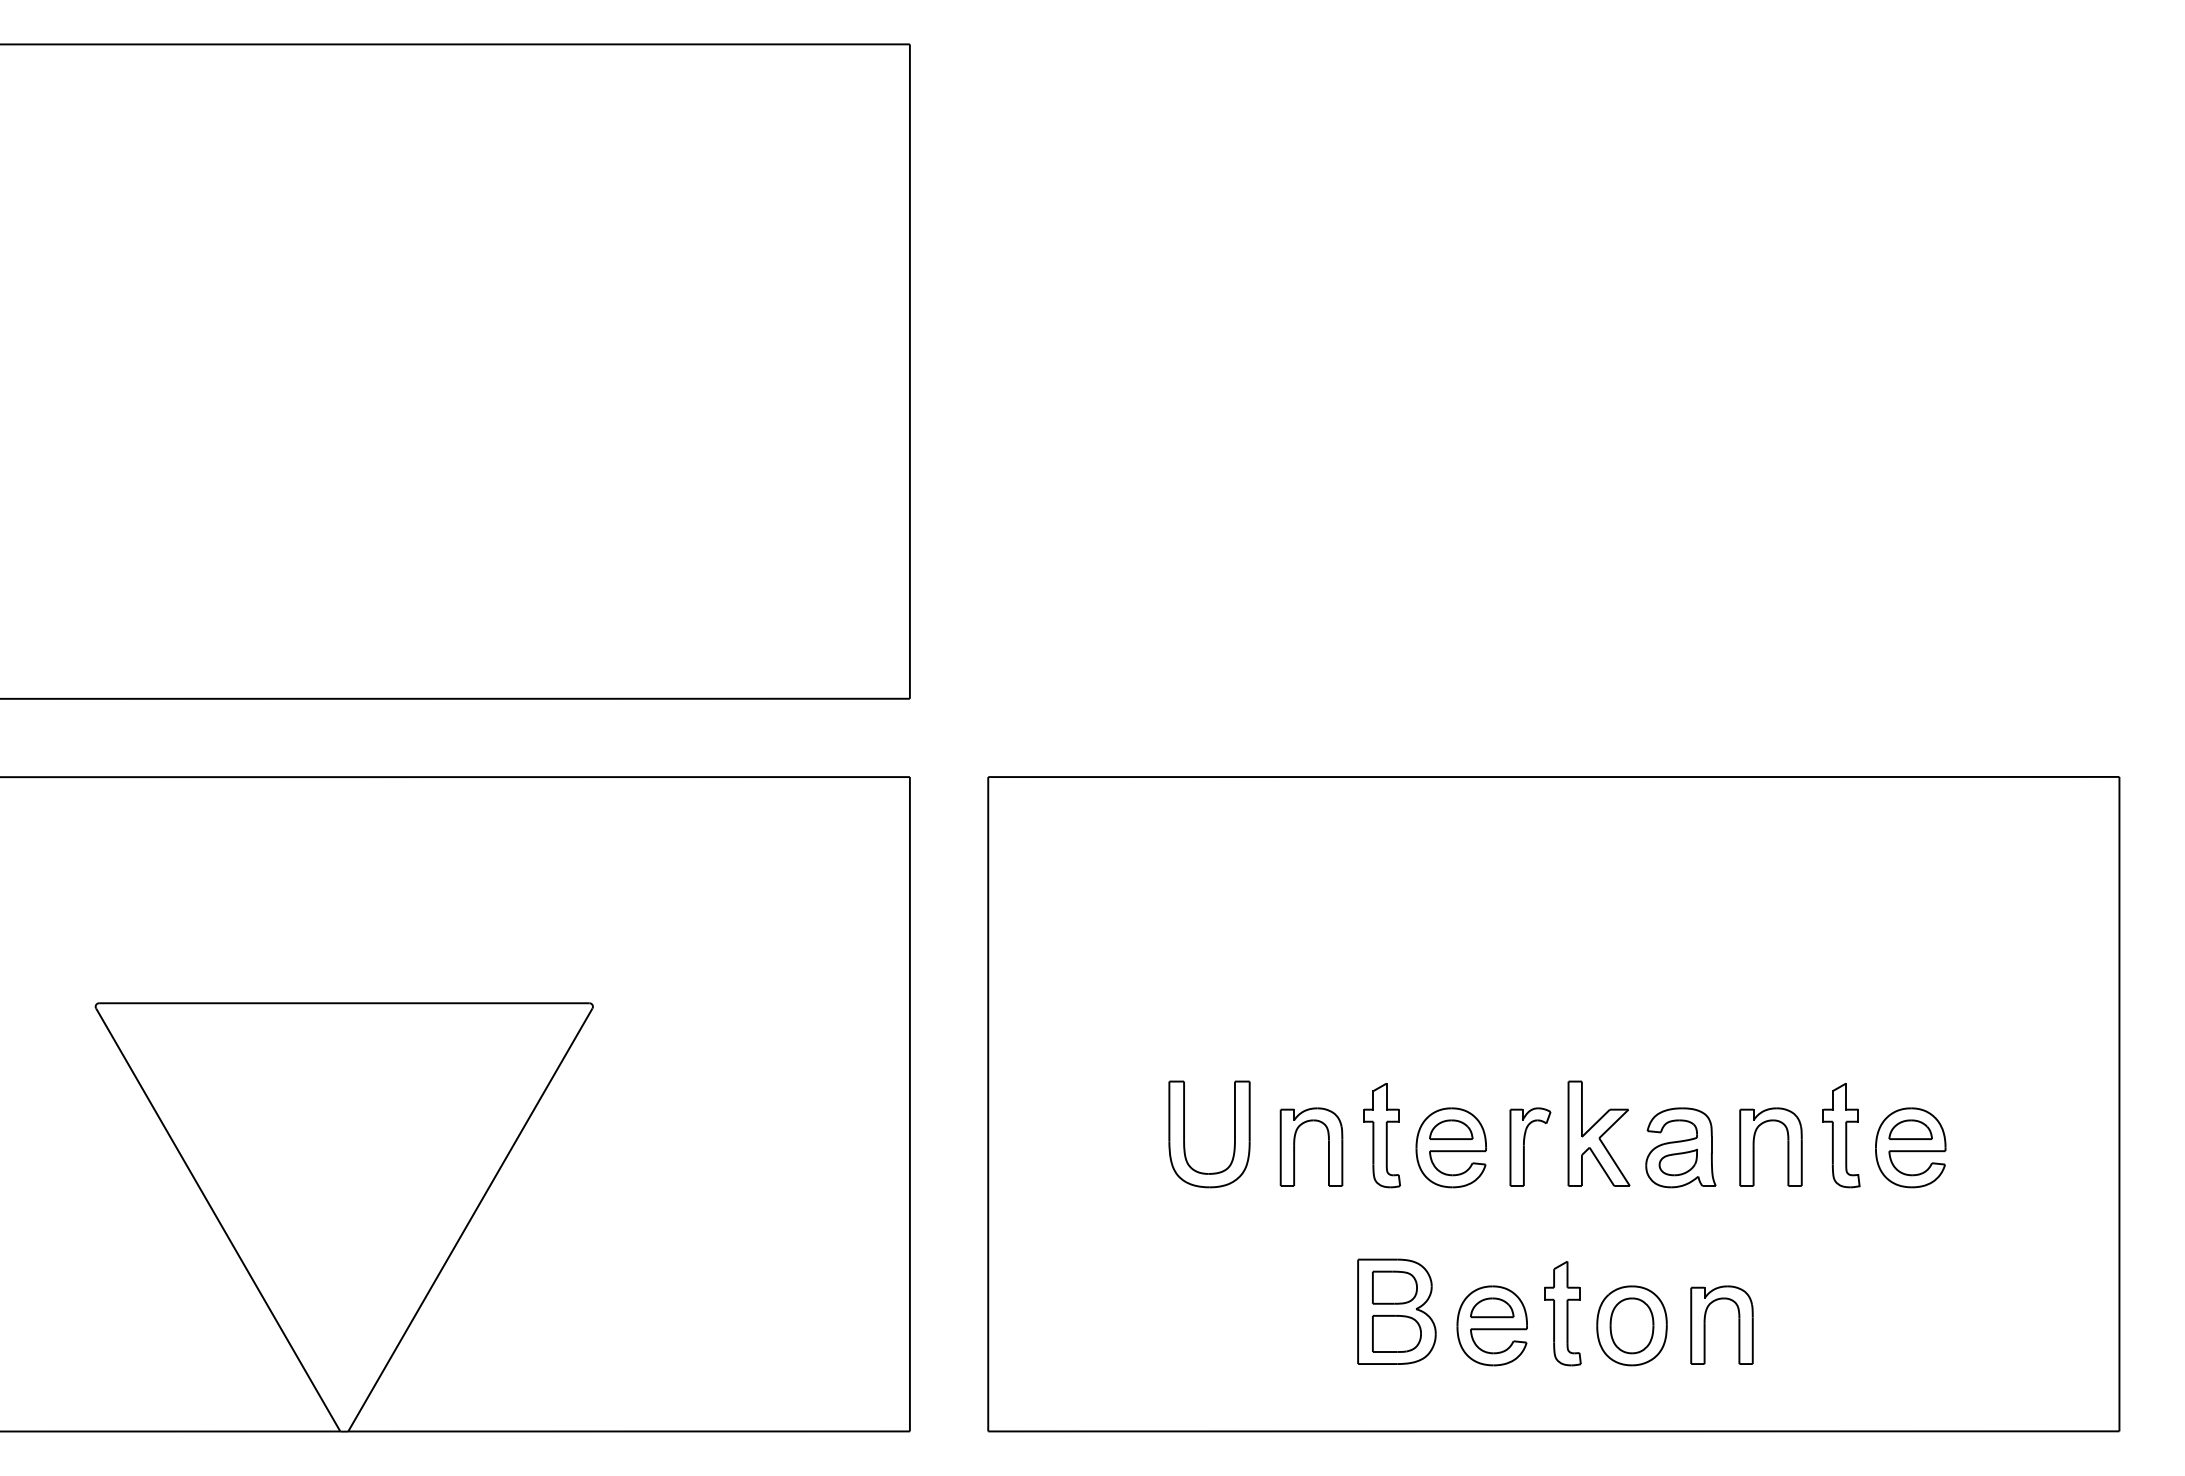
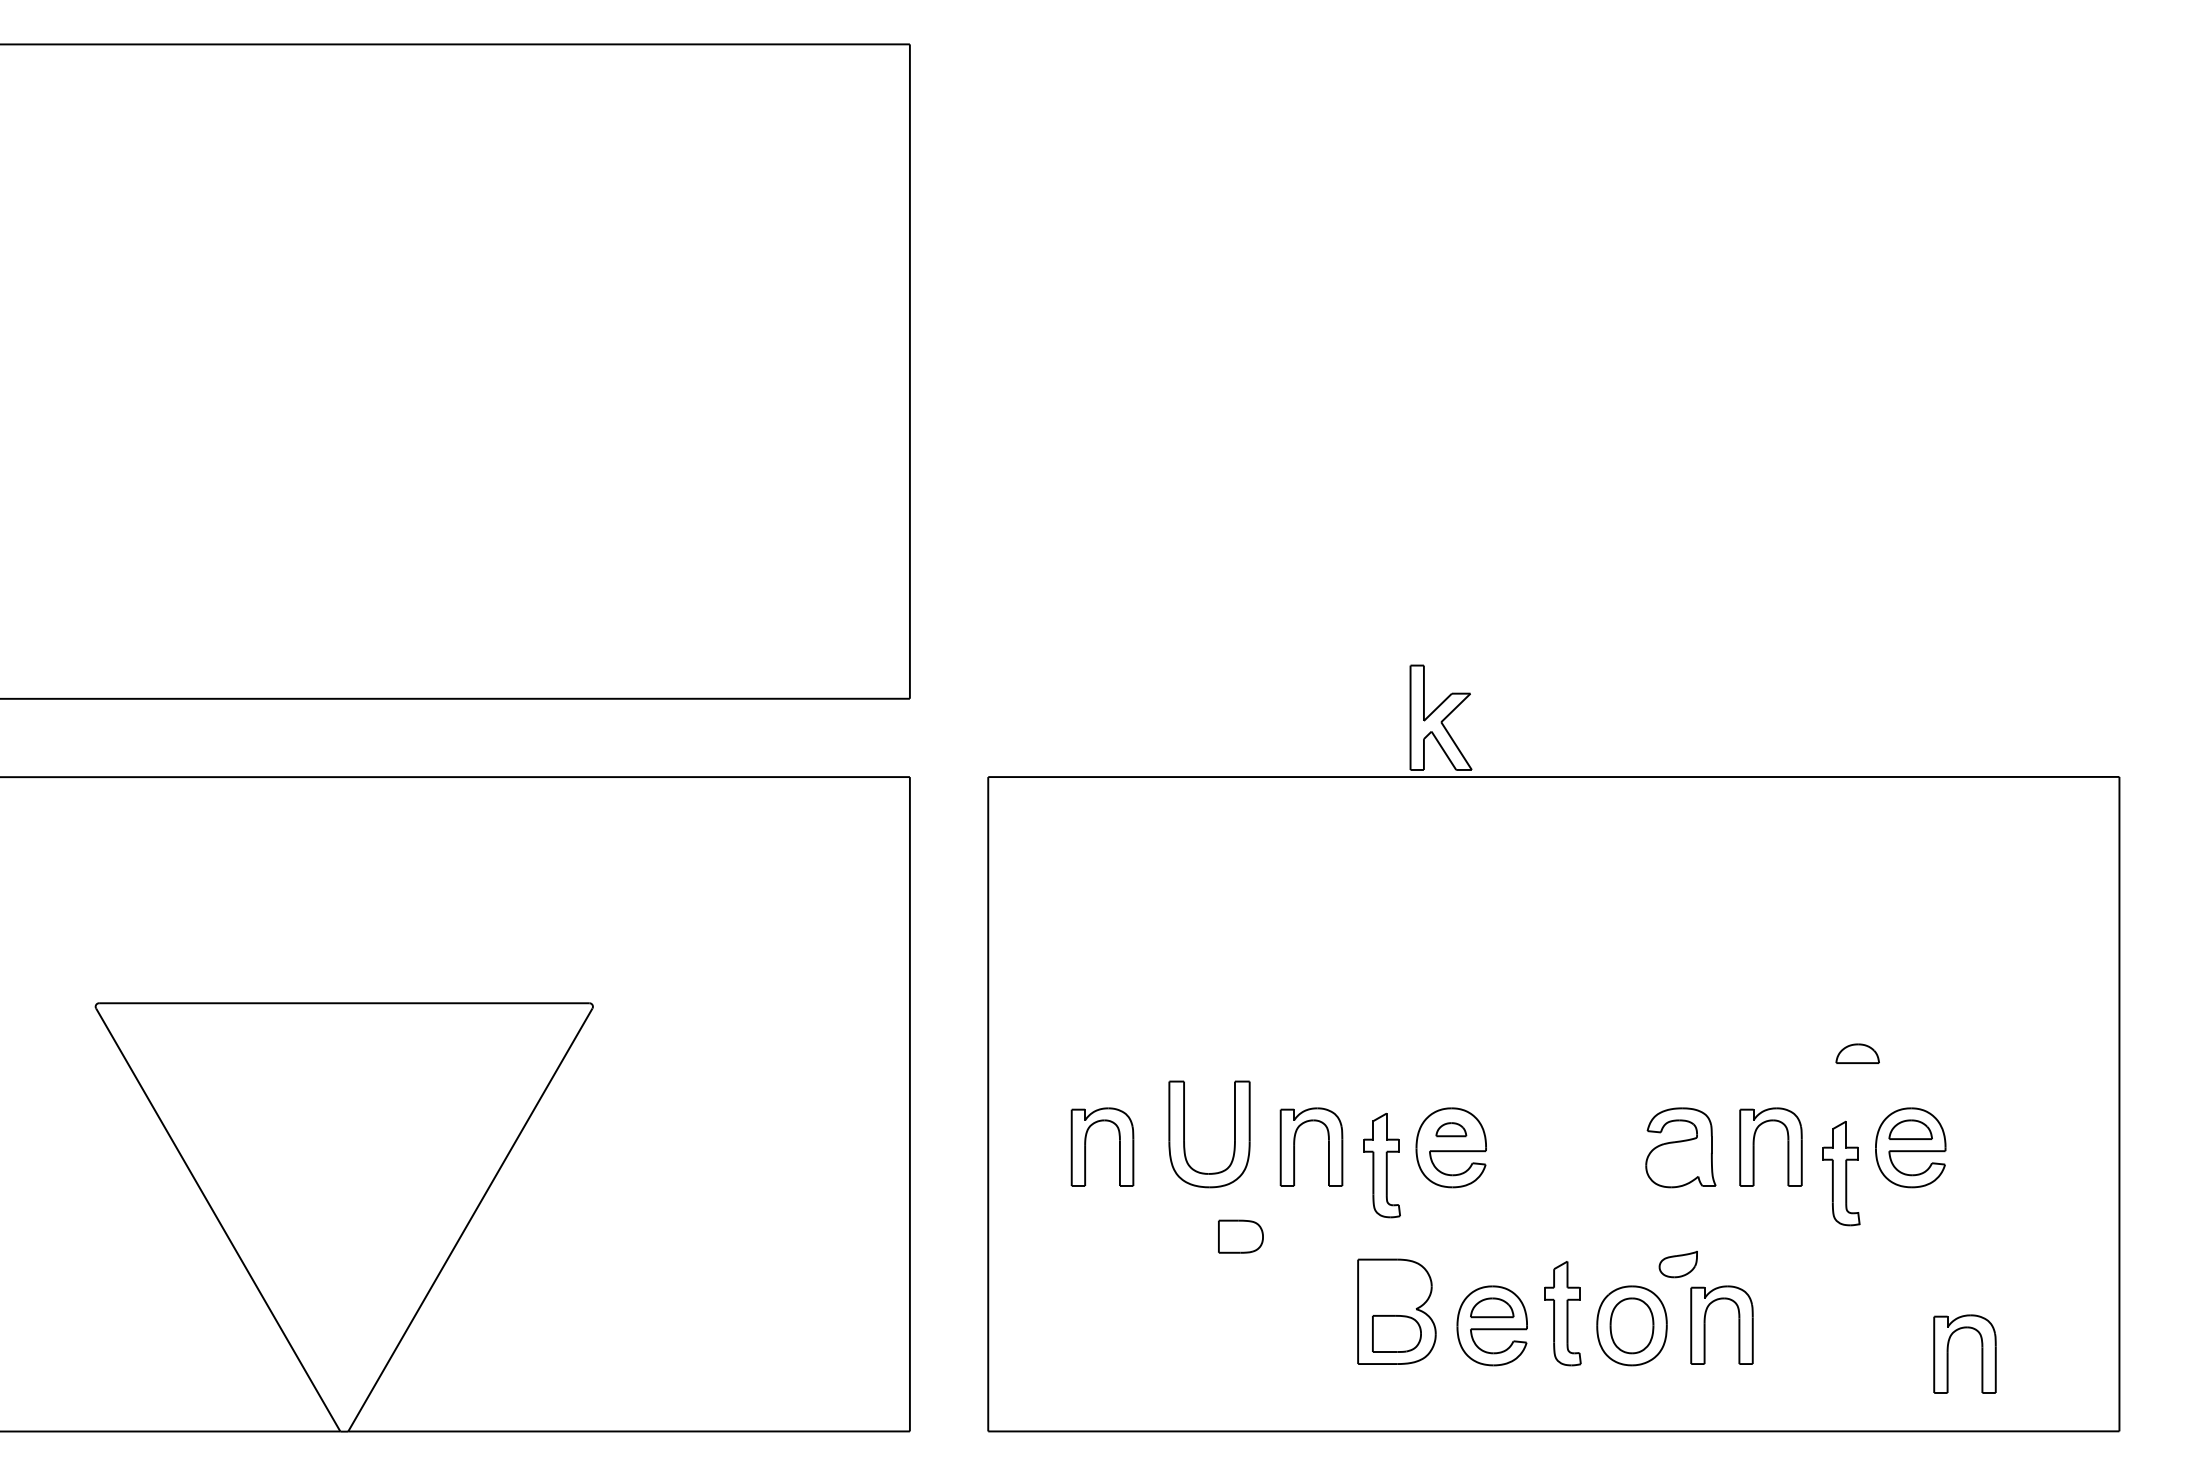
part: none -> present (1857, 1053)
part size: 45x21 px -> 33x16 px (1451, 1129)
part position: (1598, 1133) -> (1440, 717) (1440, 717)
part position: (1381, 1135) -> (1381, 1165) (1381, 1165)
part position: (1841, 1135) -> (1841, 1173) (1841, 1173)
part: none -> present (1086, 1145)
part: present -> none (1530, 1146)
part position: (1677, 1162) -> (1677, 1264) (1677, 1264)
part position: (1394, 1287) -> (1240, 1236) (1240, 1236)
part: none -> present (1948, 1353)
